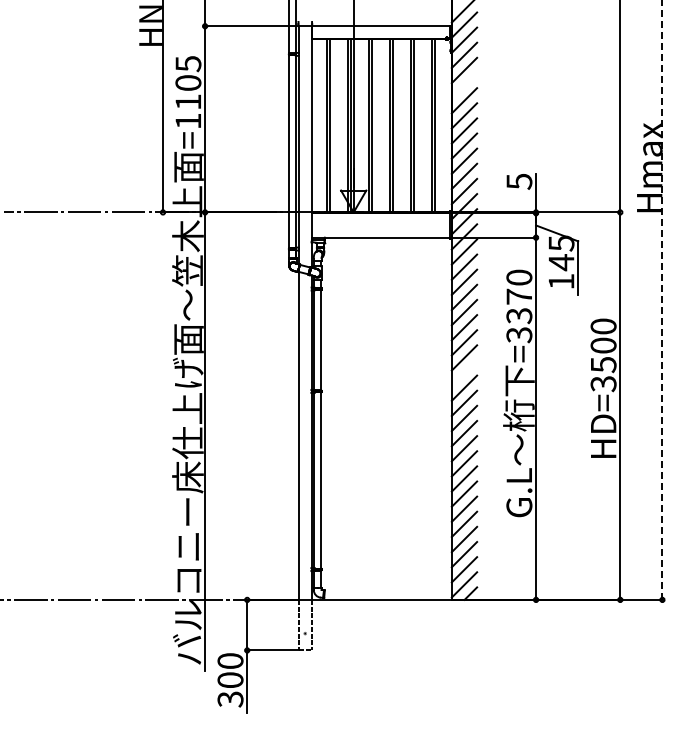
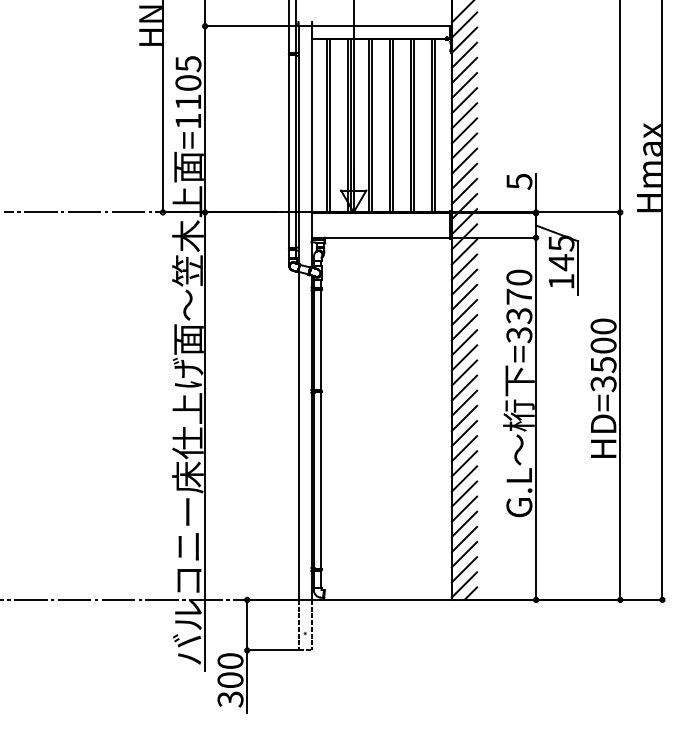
line: none -> present (464, 85)
line: dashed -> solid (662, 300)
line: none -> present (464, 372)
